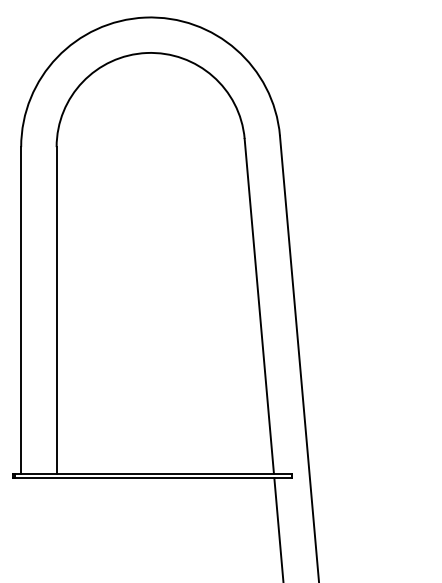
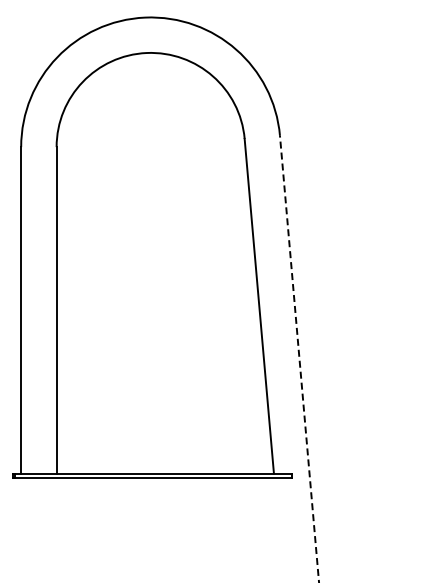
line: solid -> dashed (299, 358)
line: present -> none (278, 528)
